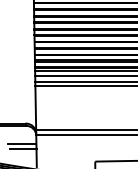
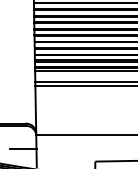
line: present -> none (84, 75)
line: present -> none (85, 130)
line: present -> none (21, 143)
